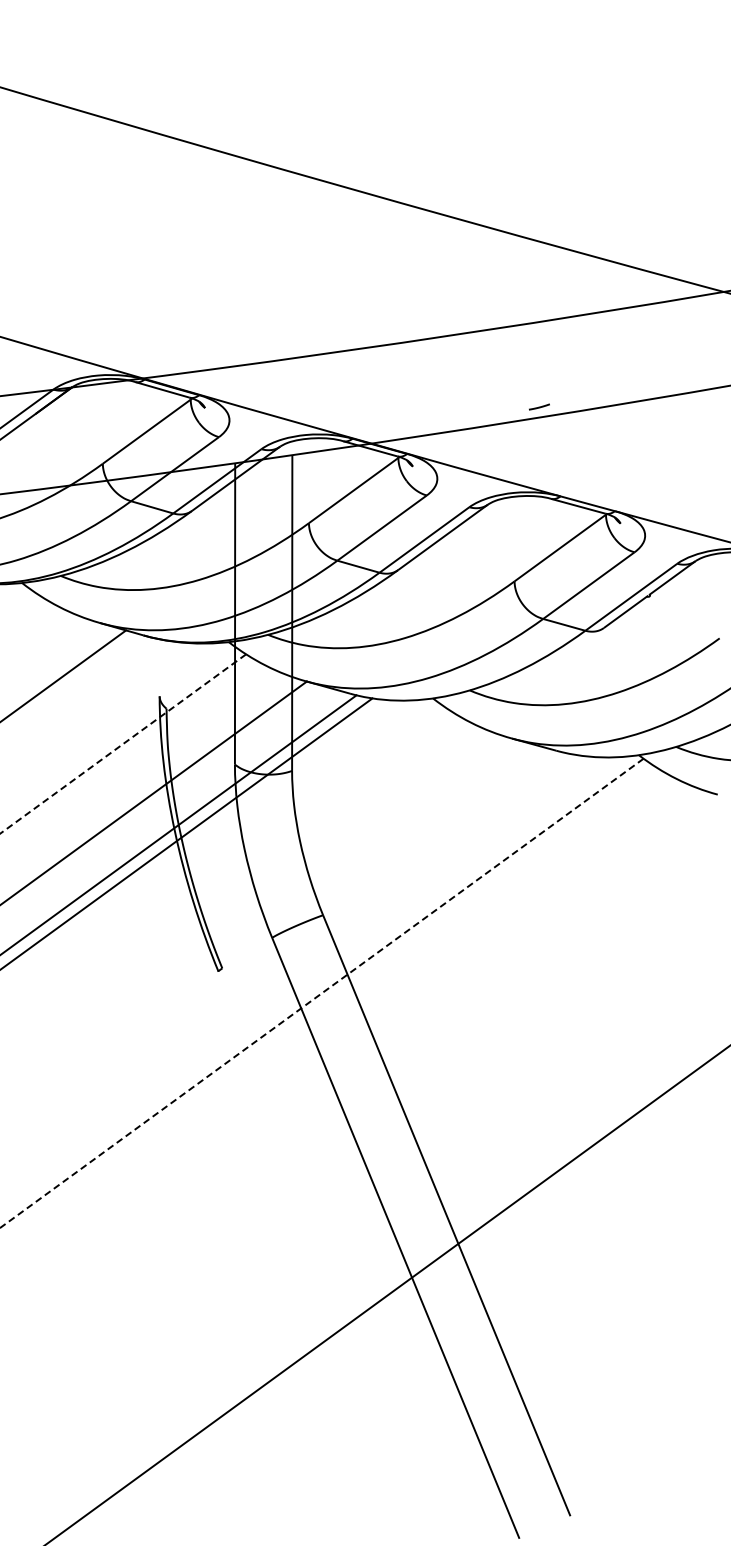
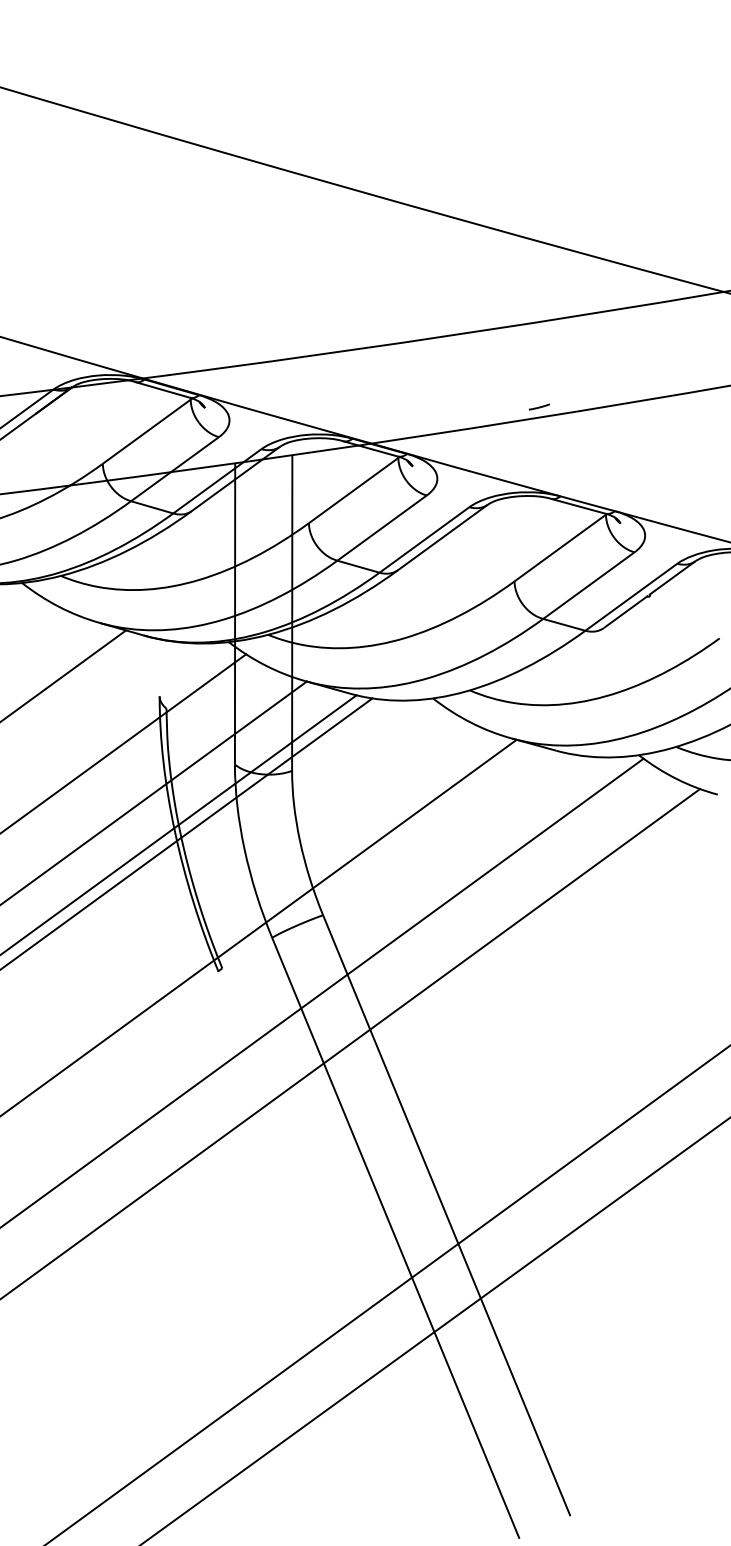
line: dashed -> solid (123, 743)
line: none -> present (259, 926)
line: dashed -> solid (321, 993)
line: none -> present (351, 1043)
line: none -> present (435, 1330)
